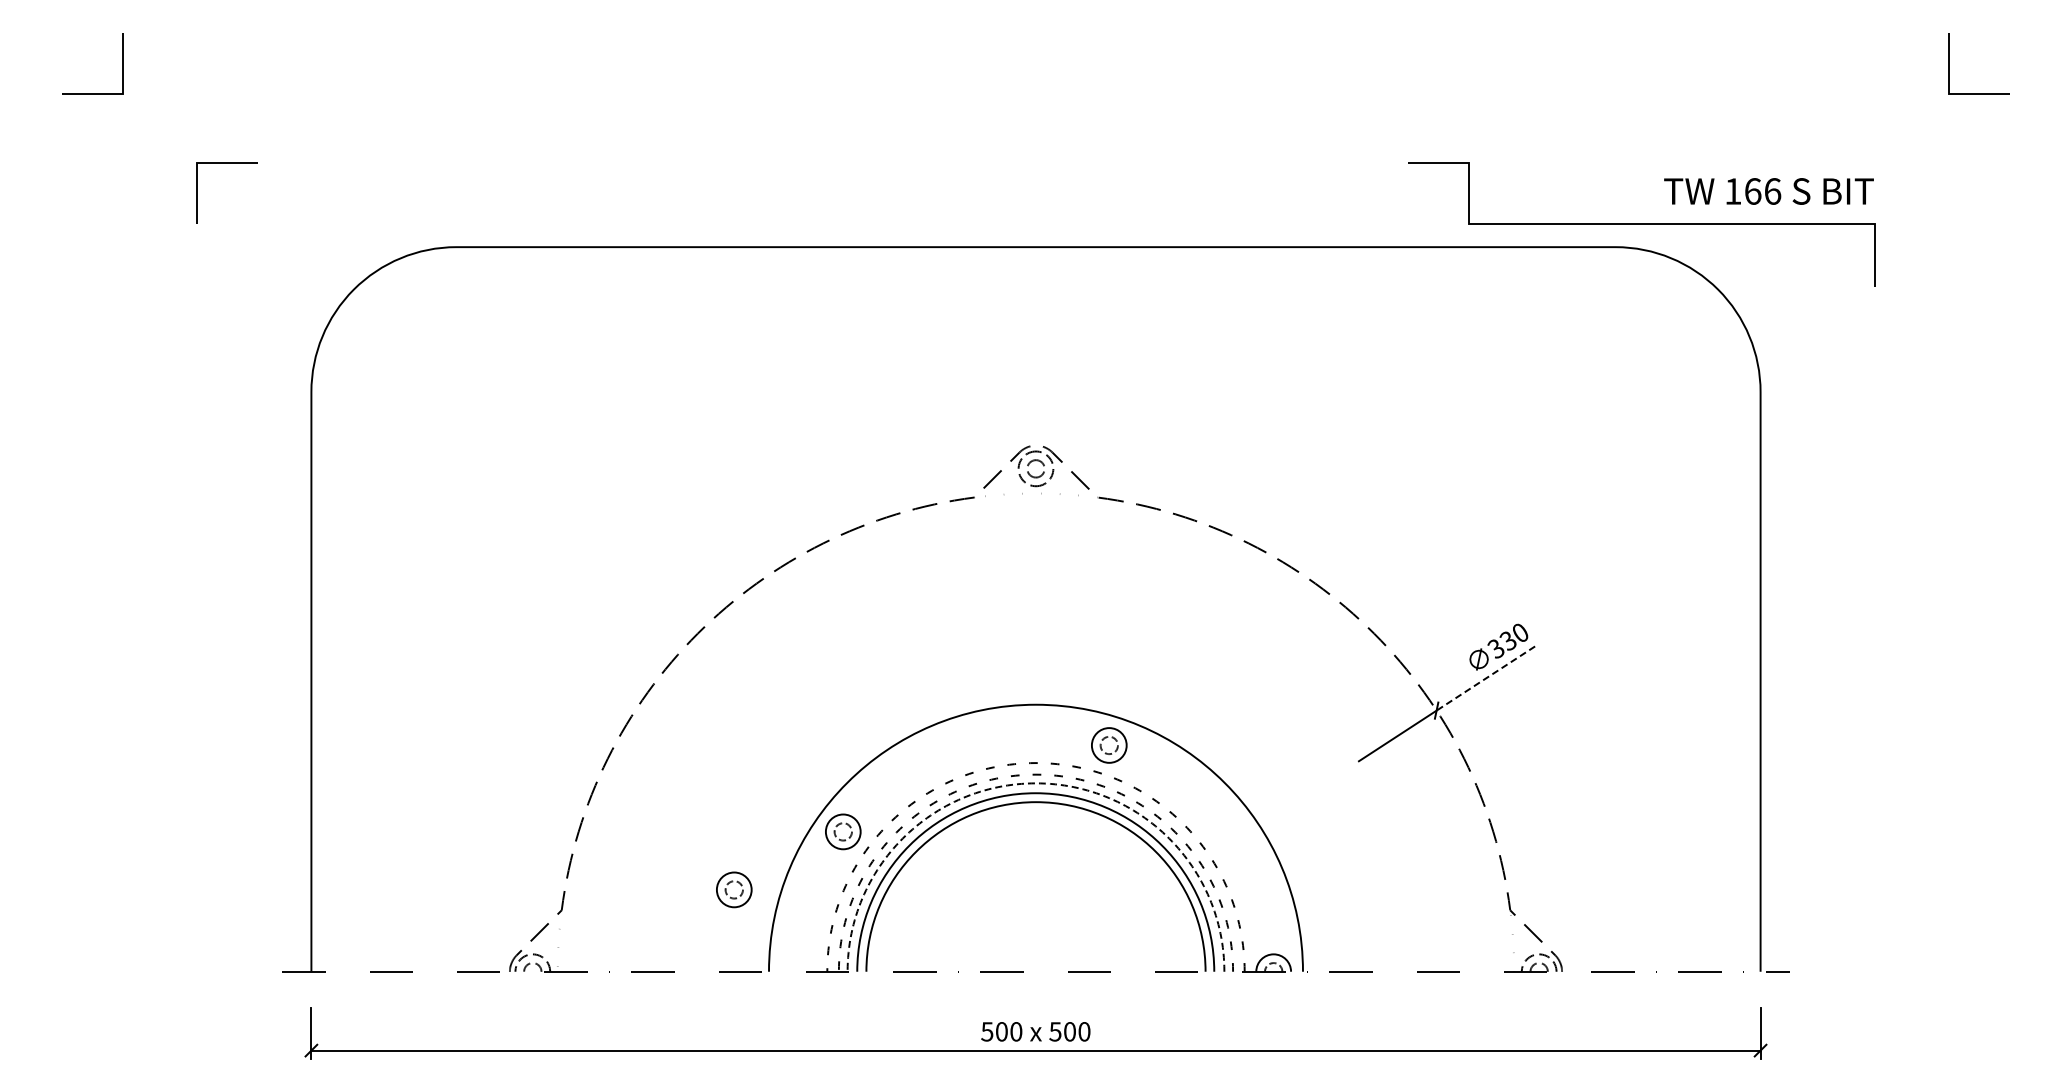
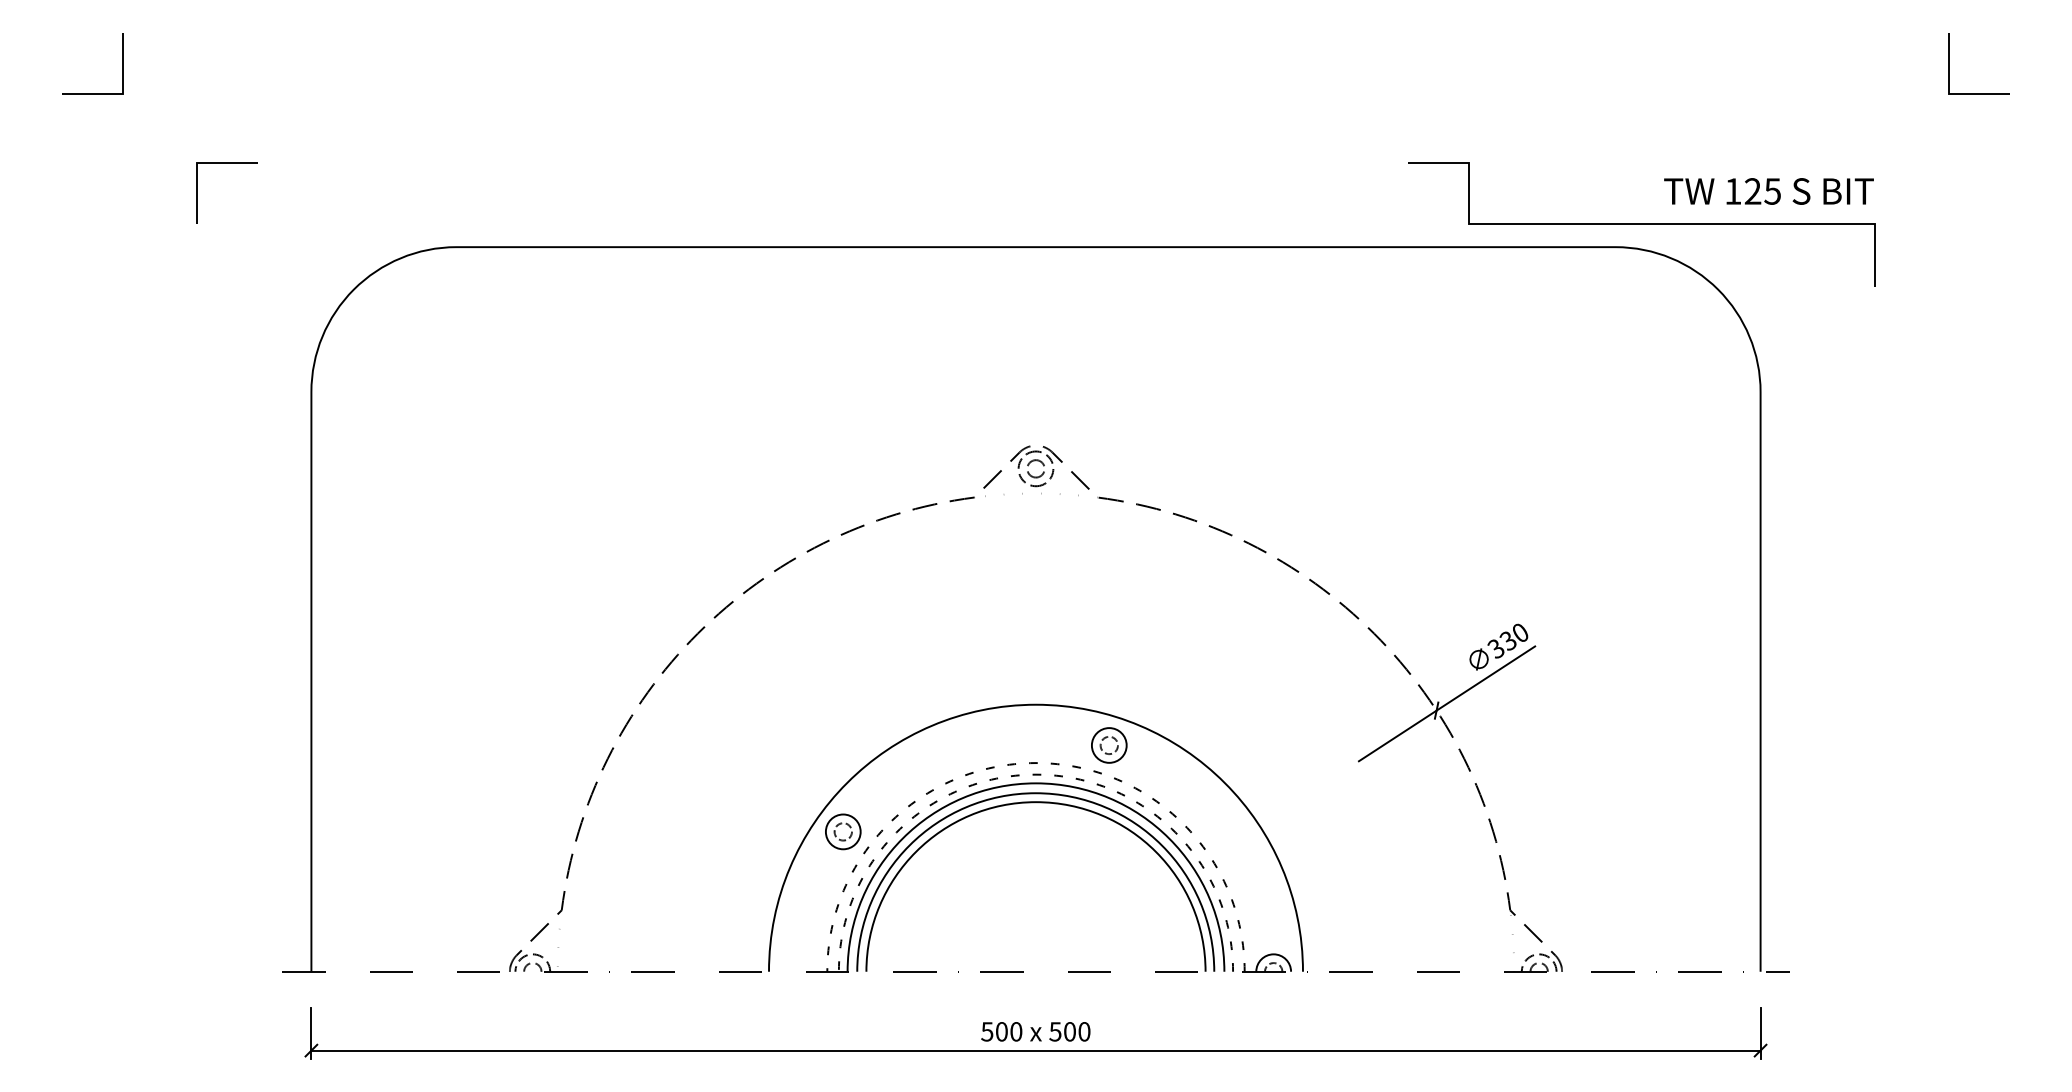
text: 166 -> 125 (1762, 191)
line: dashed -> solid (1485, 678)
arc: dashed -> solid (1036, 783)
part: present -> none (734, 889)
